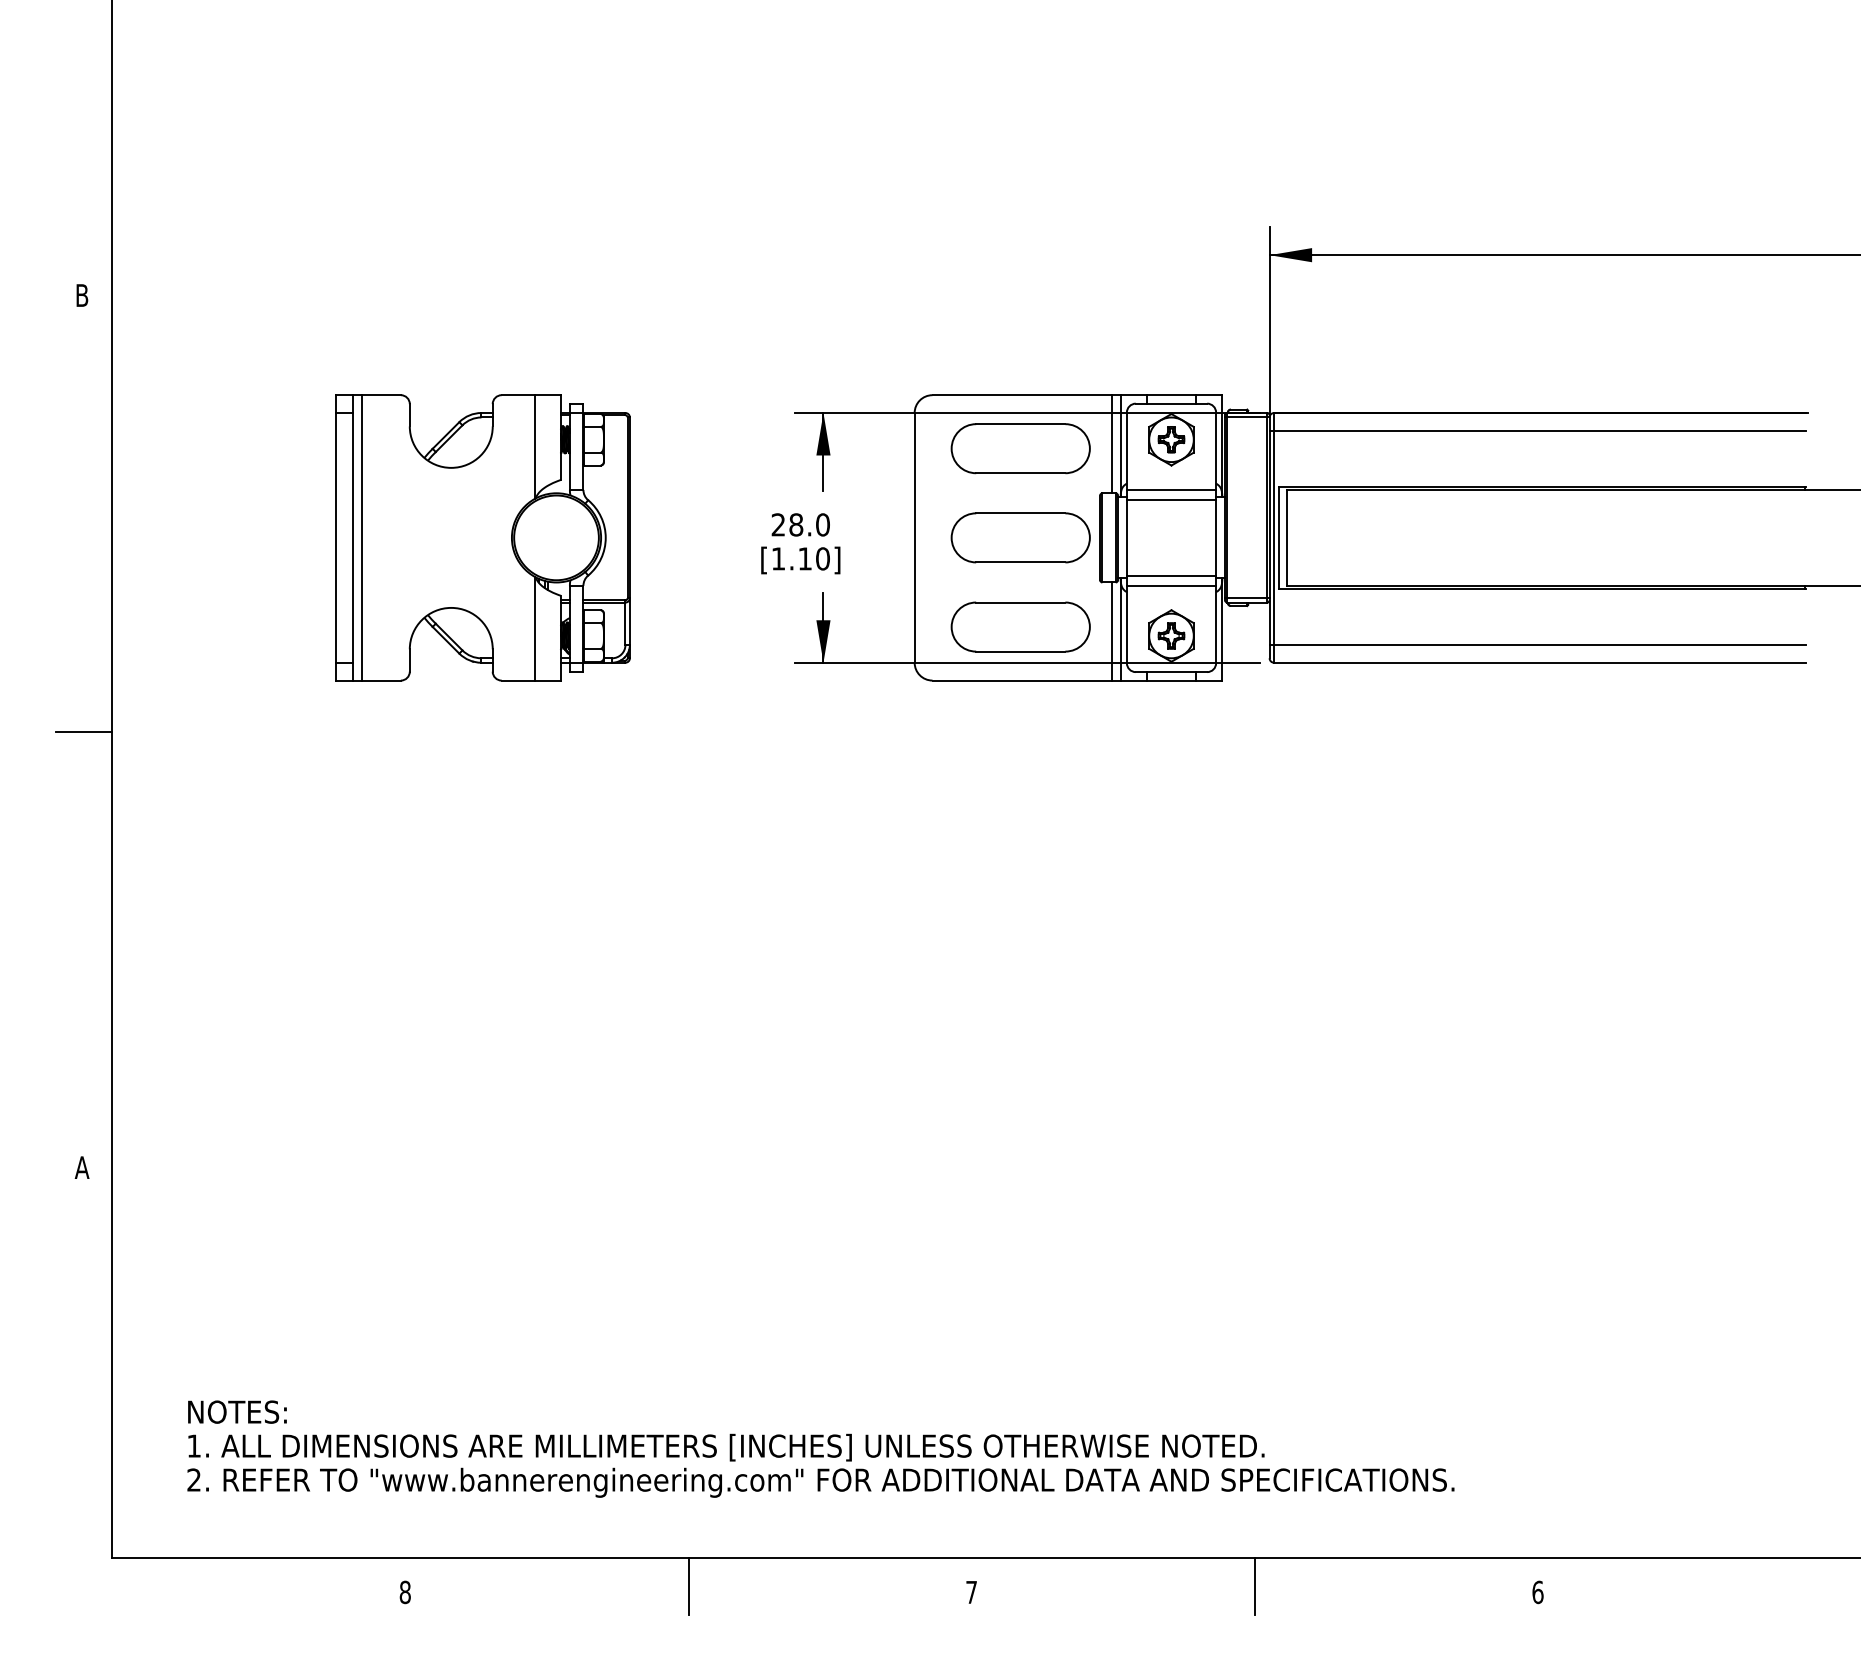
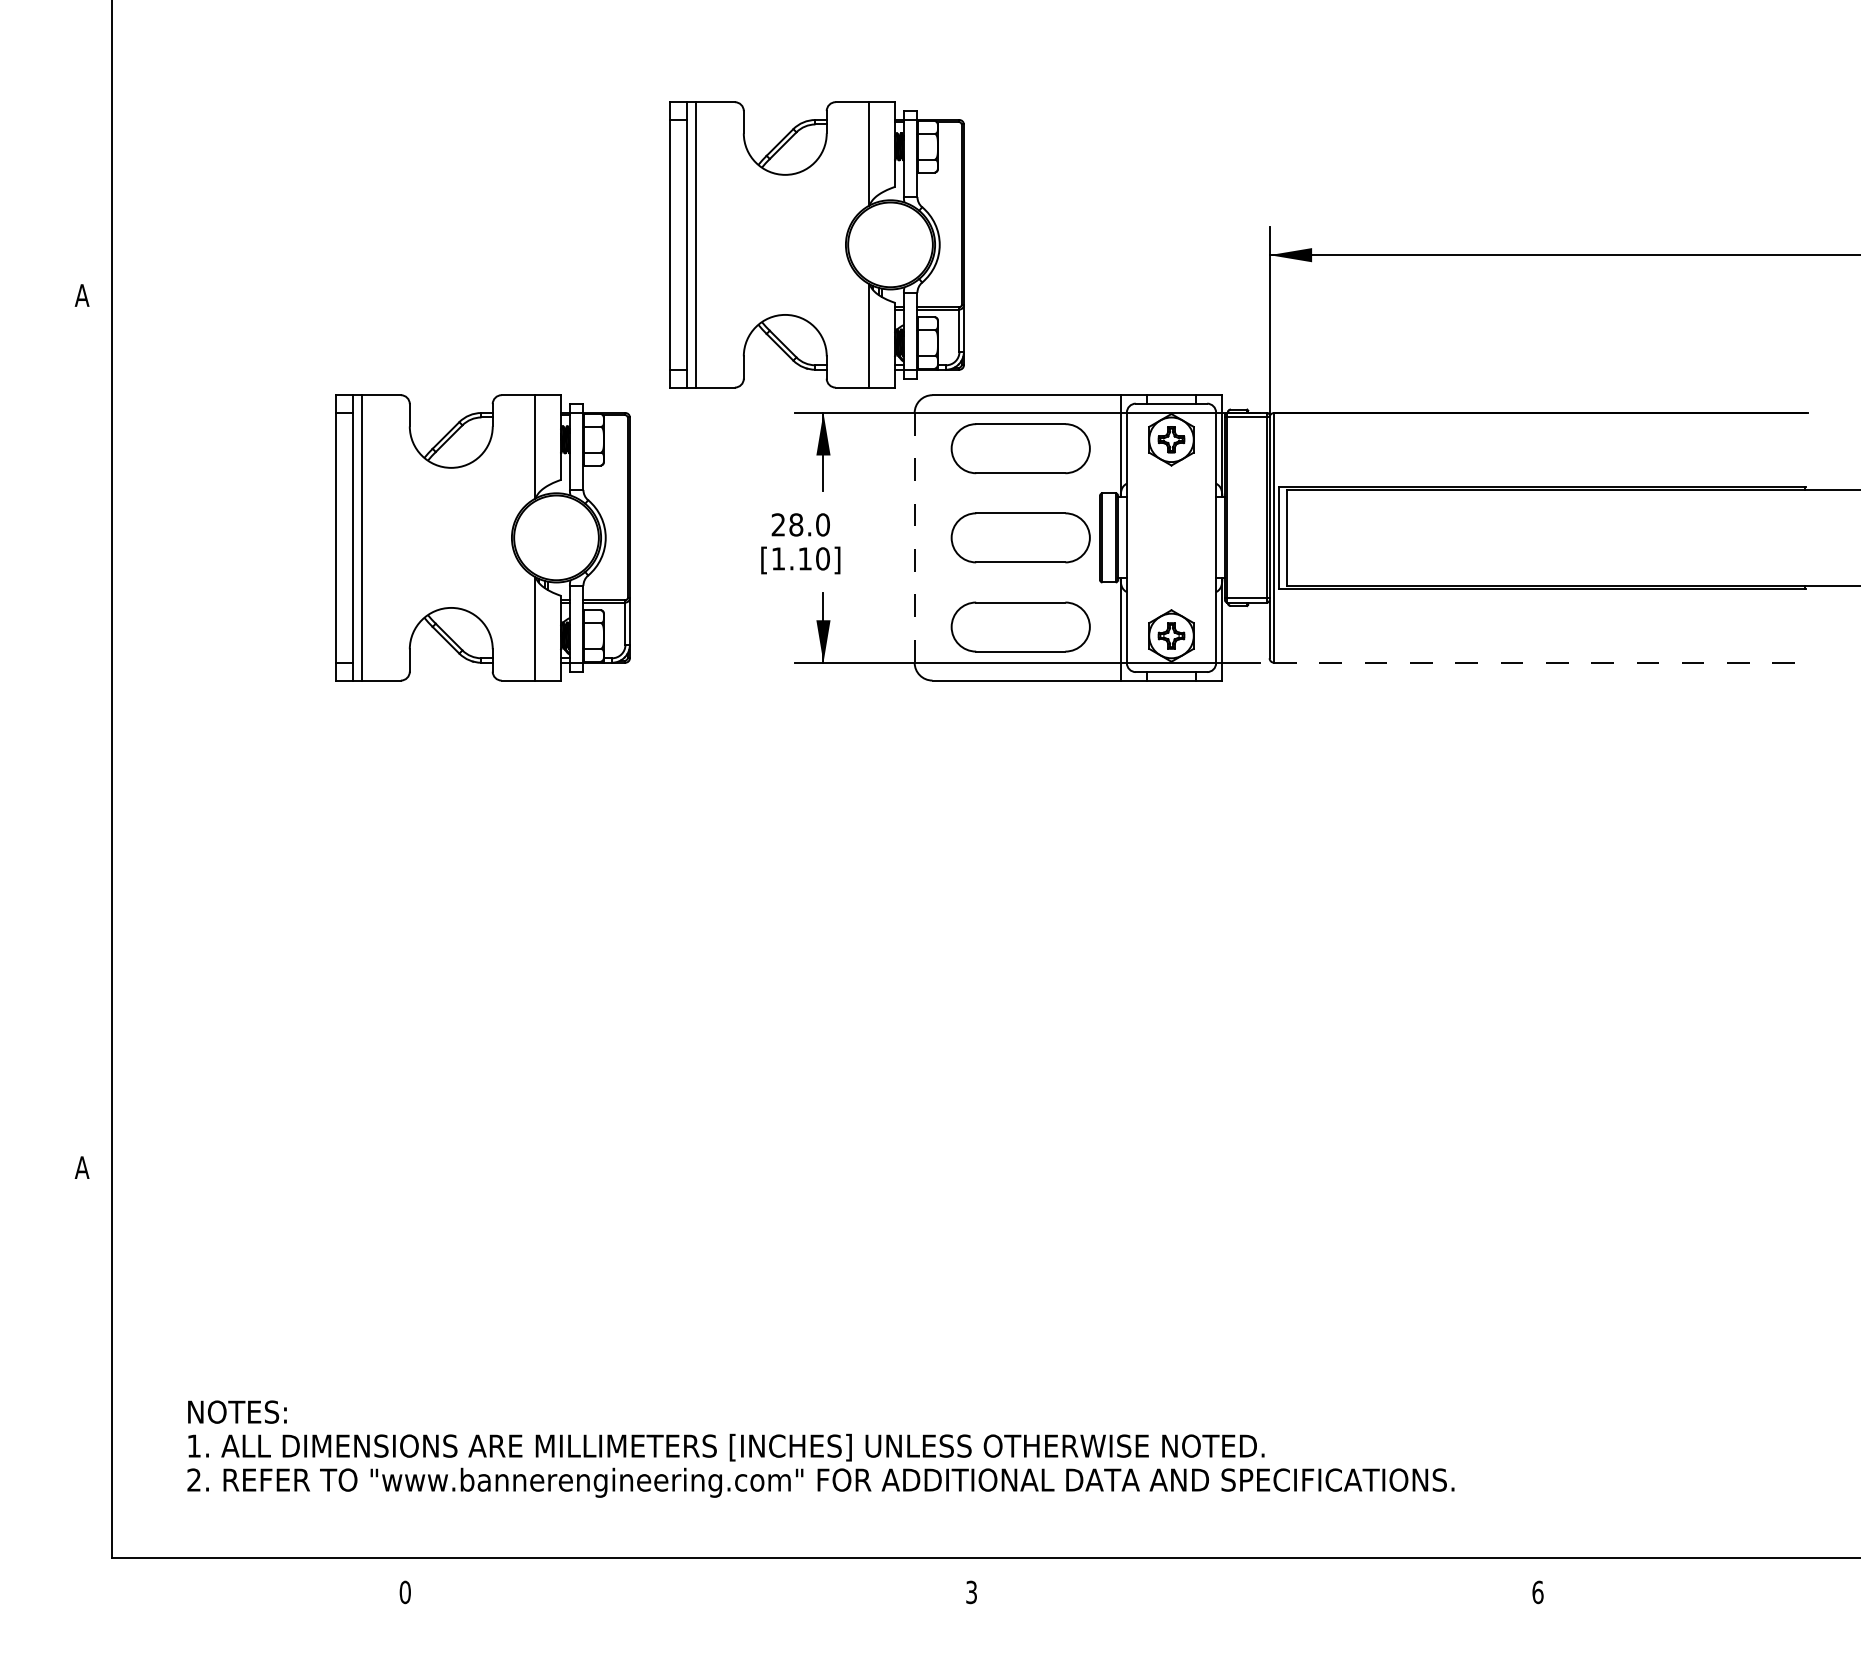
part: none -> present (816, 244)
text: B -> A (81, 295)
line: present -> none (1537, 430)
line: present -> none (1111, 444)
line: present -> none (1171, 490)
line: present -> none (1171, 500)
line: solid -> dashed (914, 537)
line: present -> none (1171, 575)
line: present -> none (1171, 585)
line: present -> none (1111, 631)
line: present -> none (1537, 644)
line: solid -> dashed (1539, 662)
line: present -> none (83, 731)
line: present -> none (688, 1586)
line: present -> none (1254, 1586)
text: 8 -> 0 (404, 1592)
text: 7 -> 3 (971, 1592)
